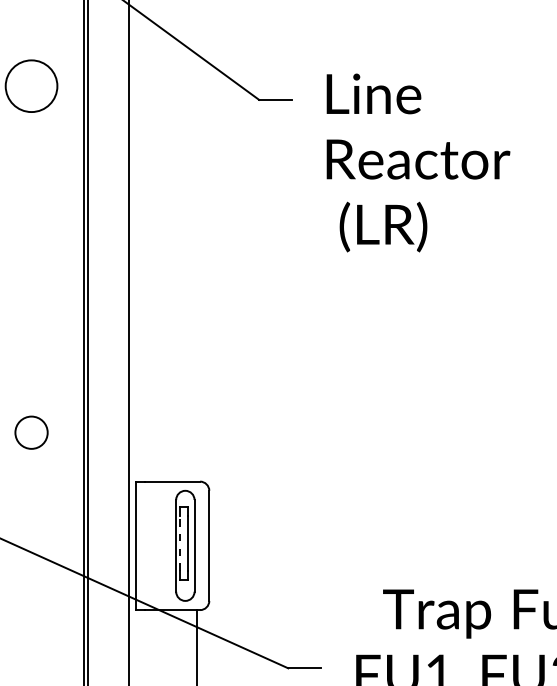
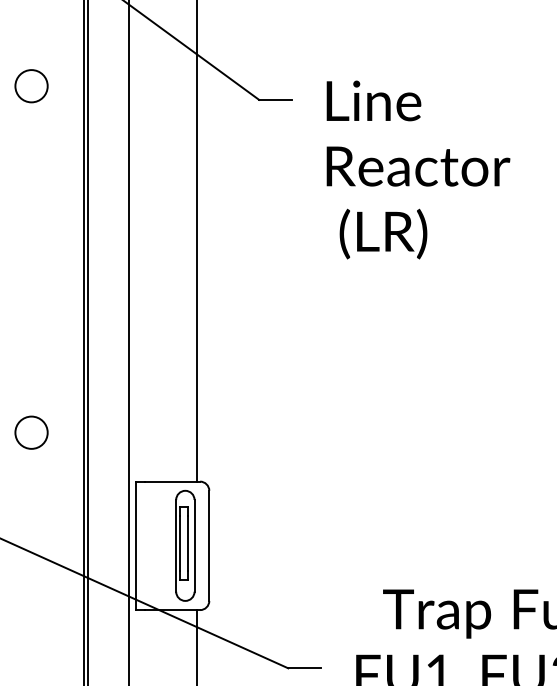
circle diameter: 52 px -> 32 px (31, 86)
text position: (418, 162) -> (418, 169) (418, 169)
line: none -> present (197, 241)
line: dashed -> solid (180, 543)
